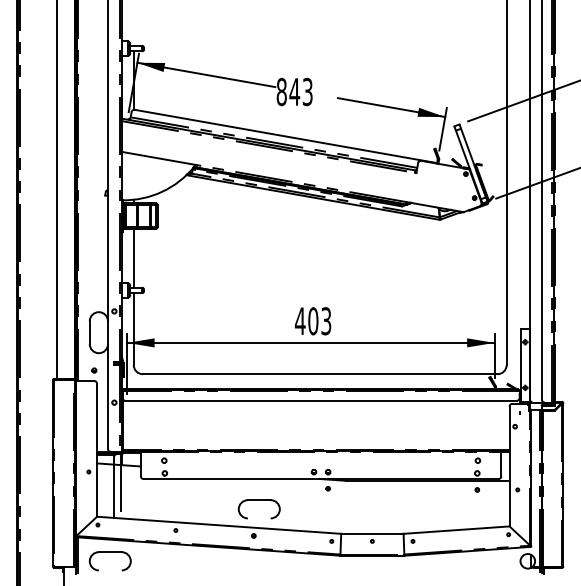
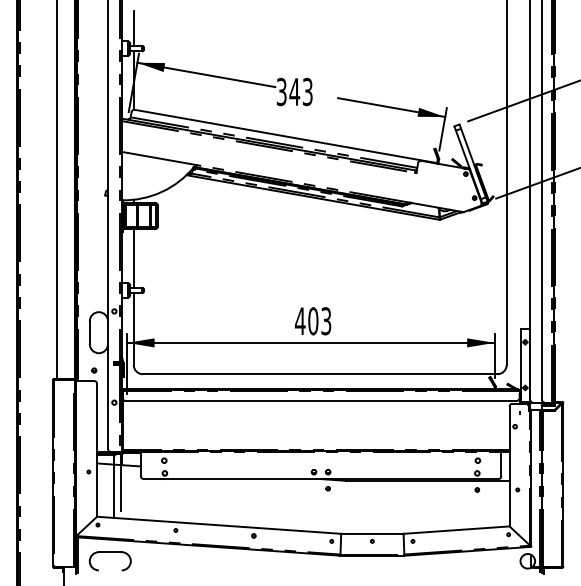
line: none -> present (133, 28)
text: 843 -> 343 (281, 92)
part: present -> none (258, 500)
